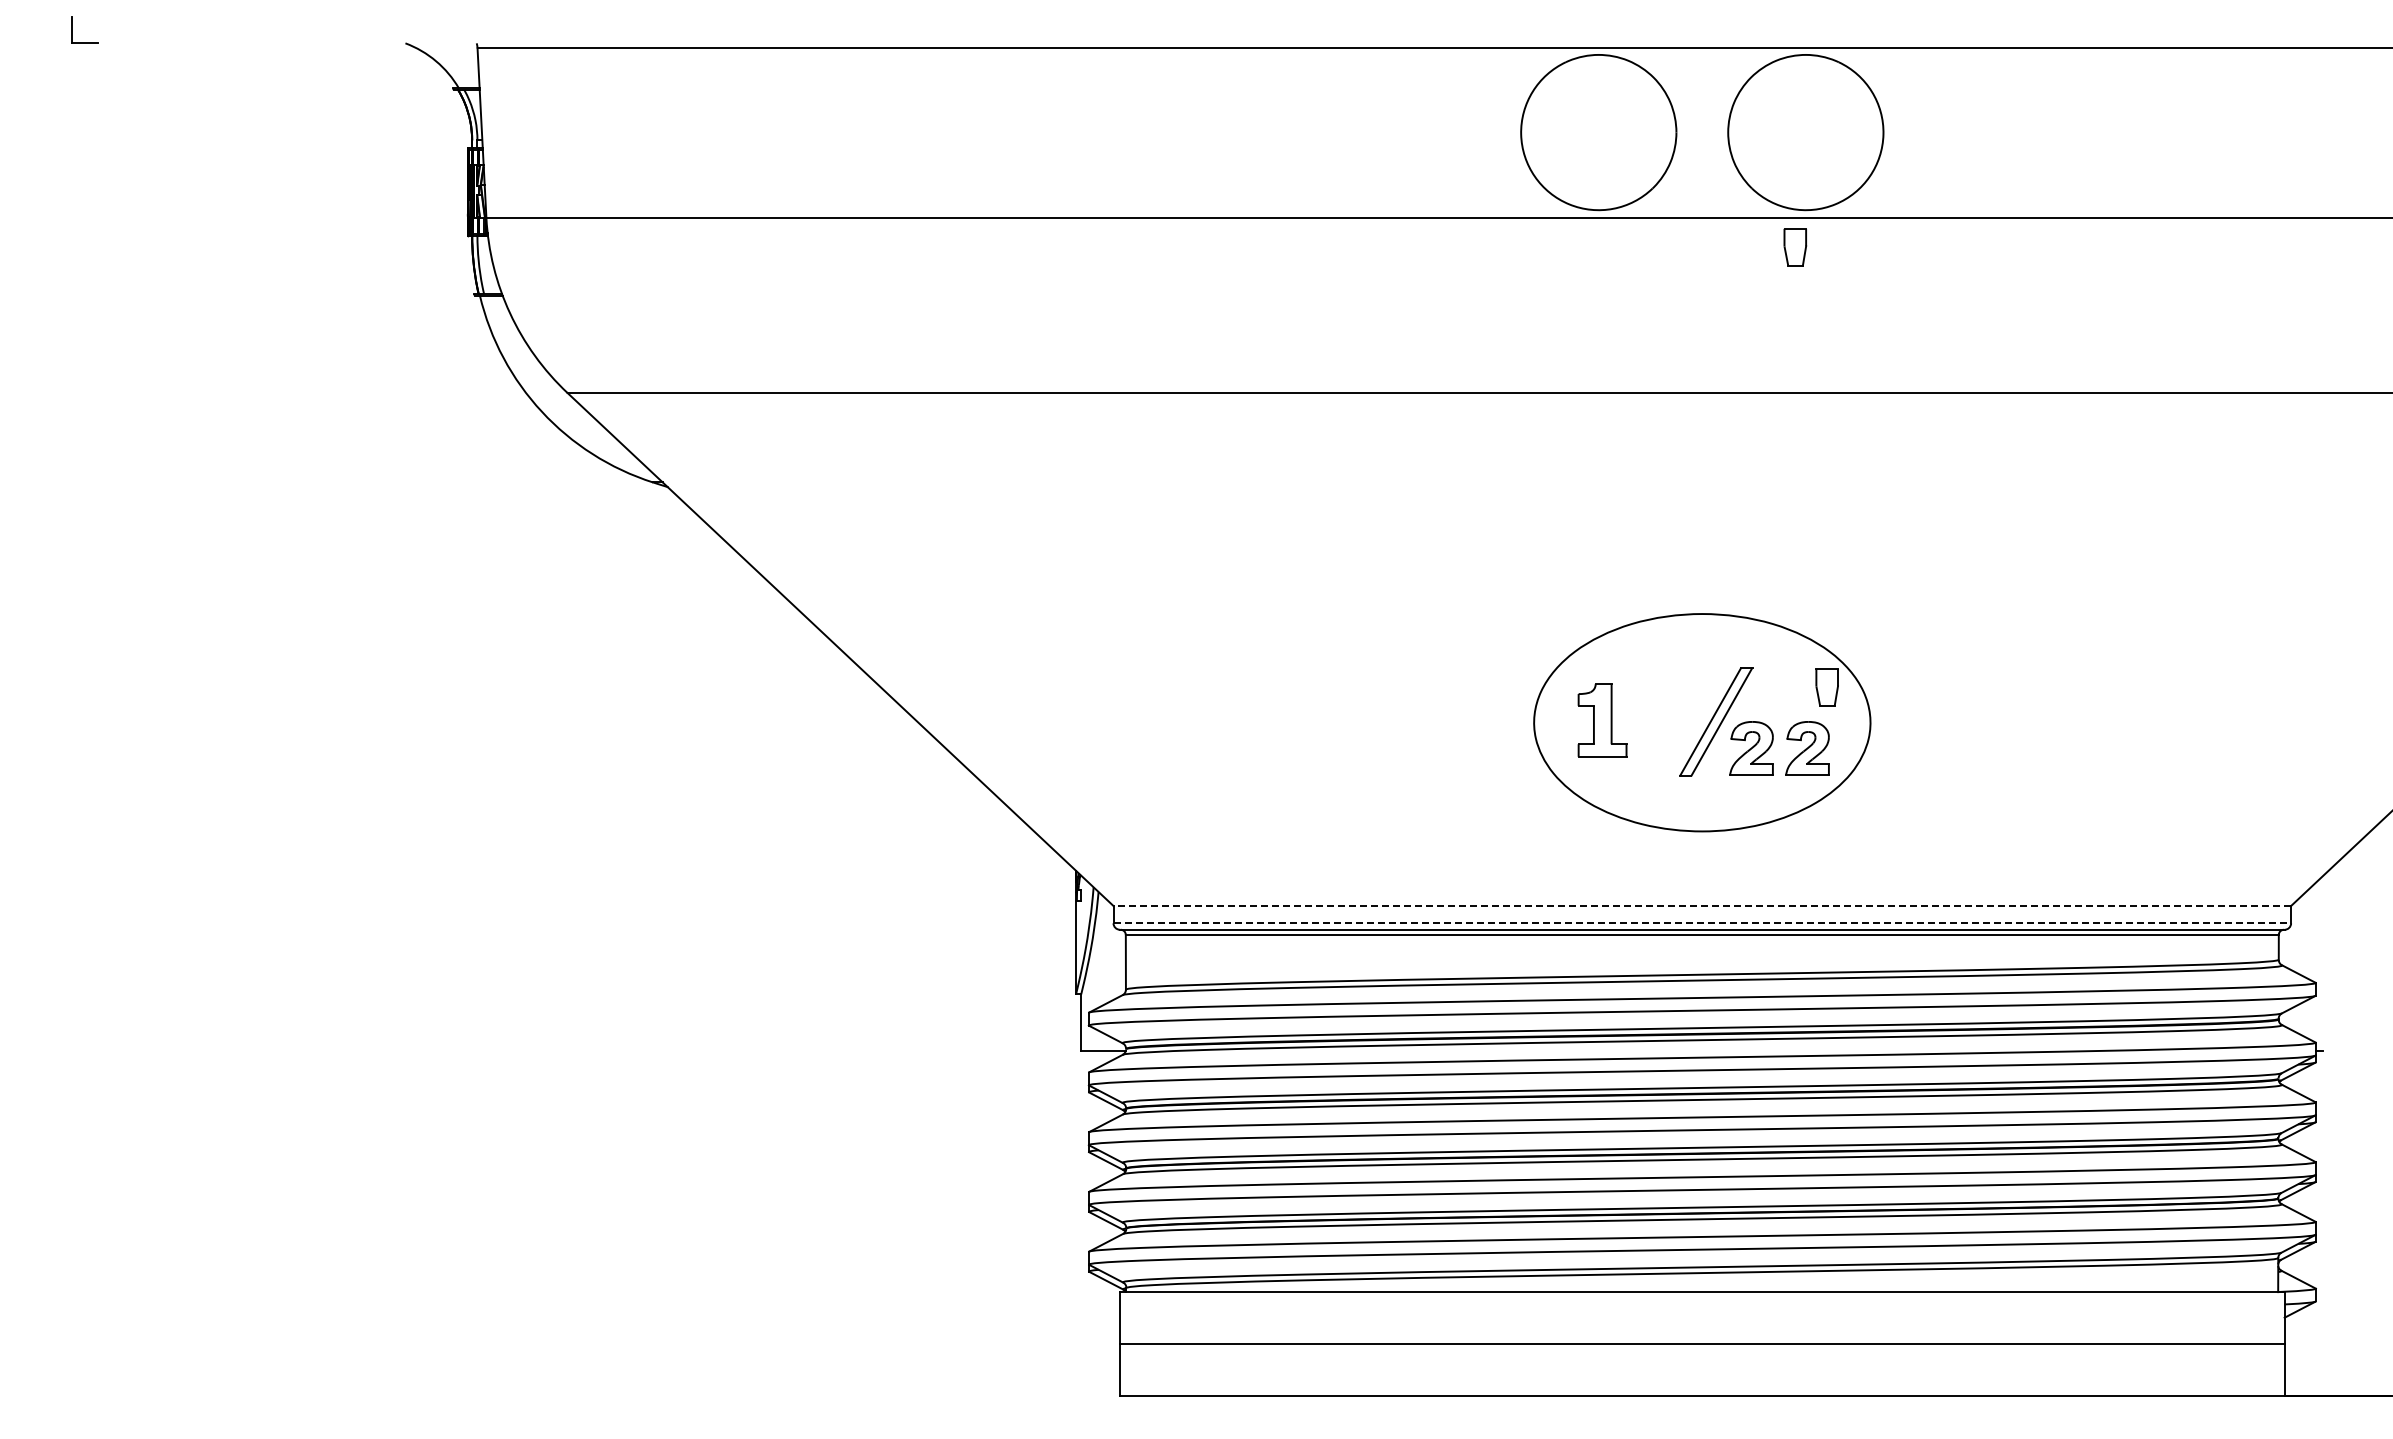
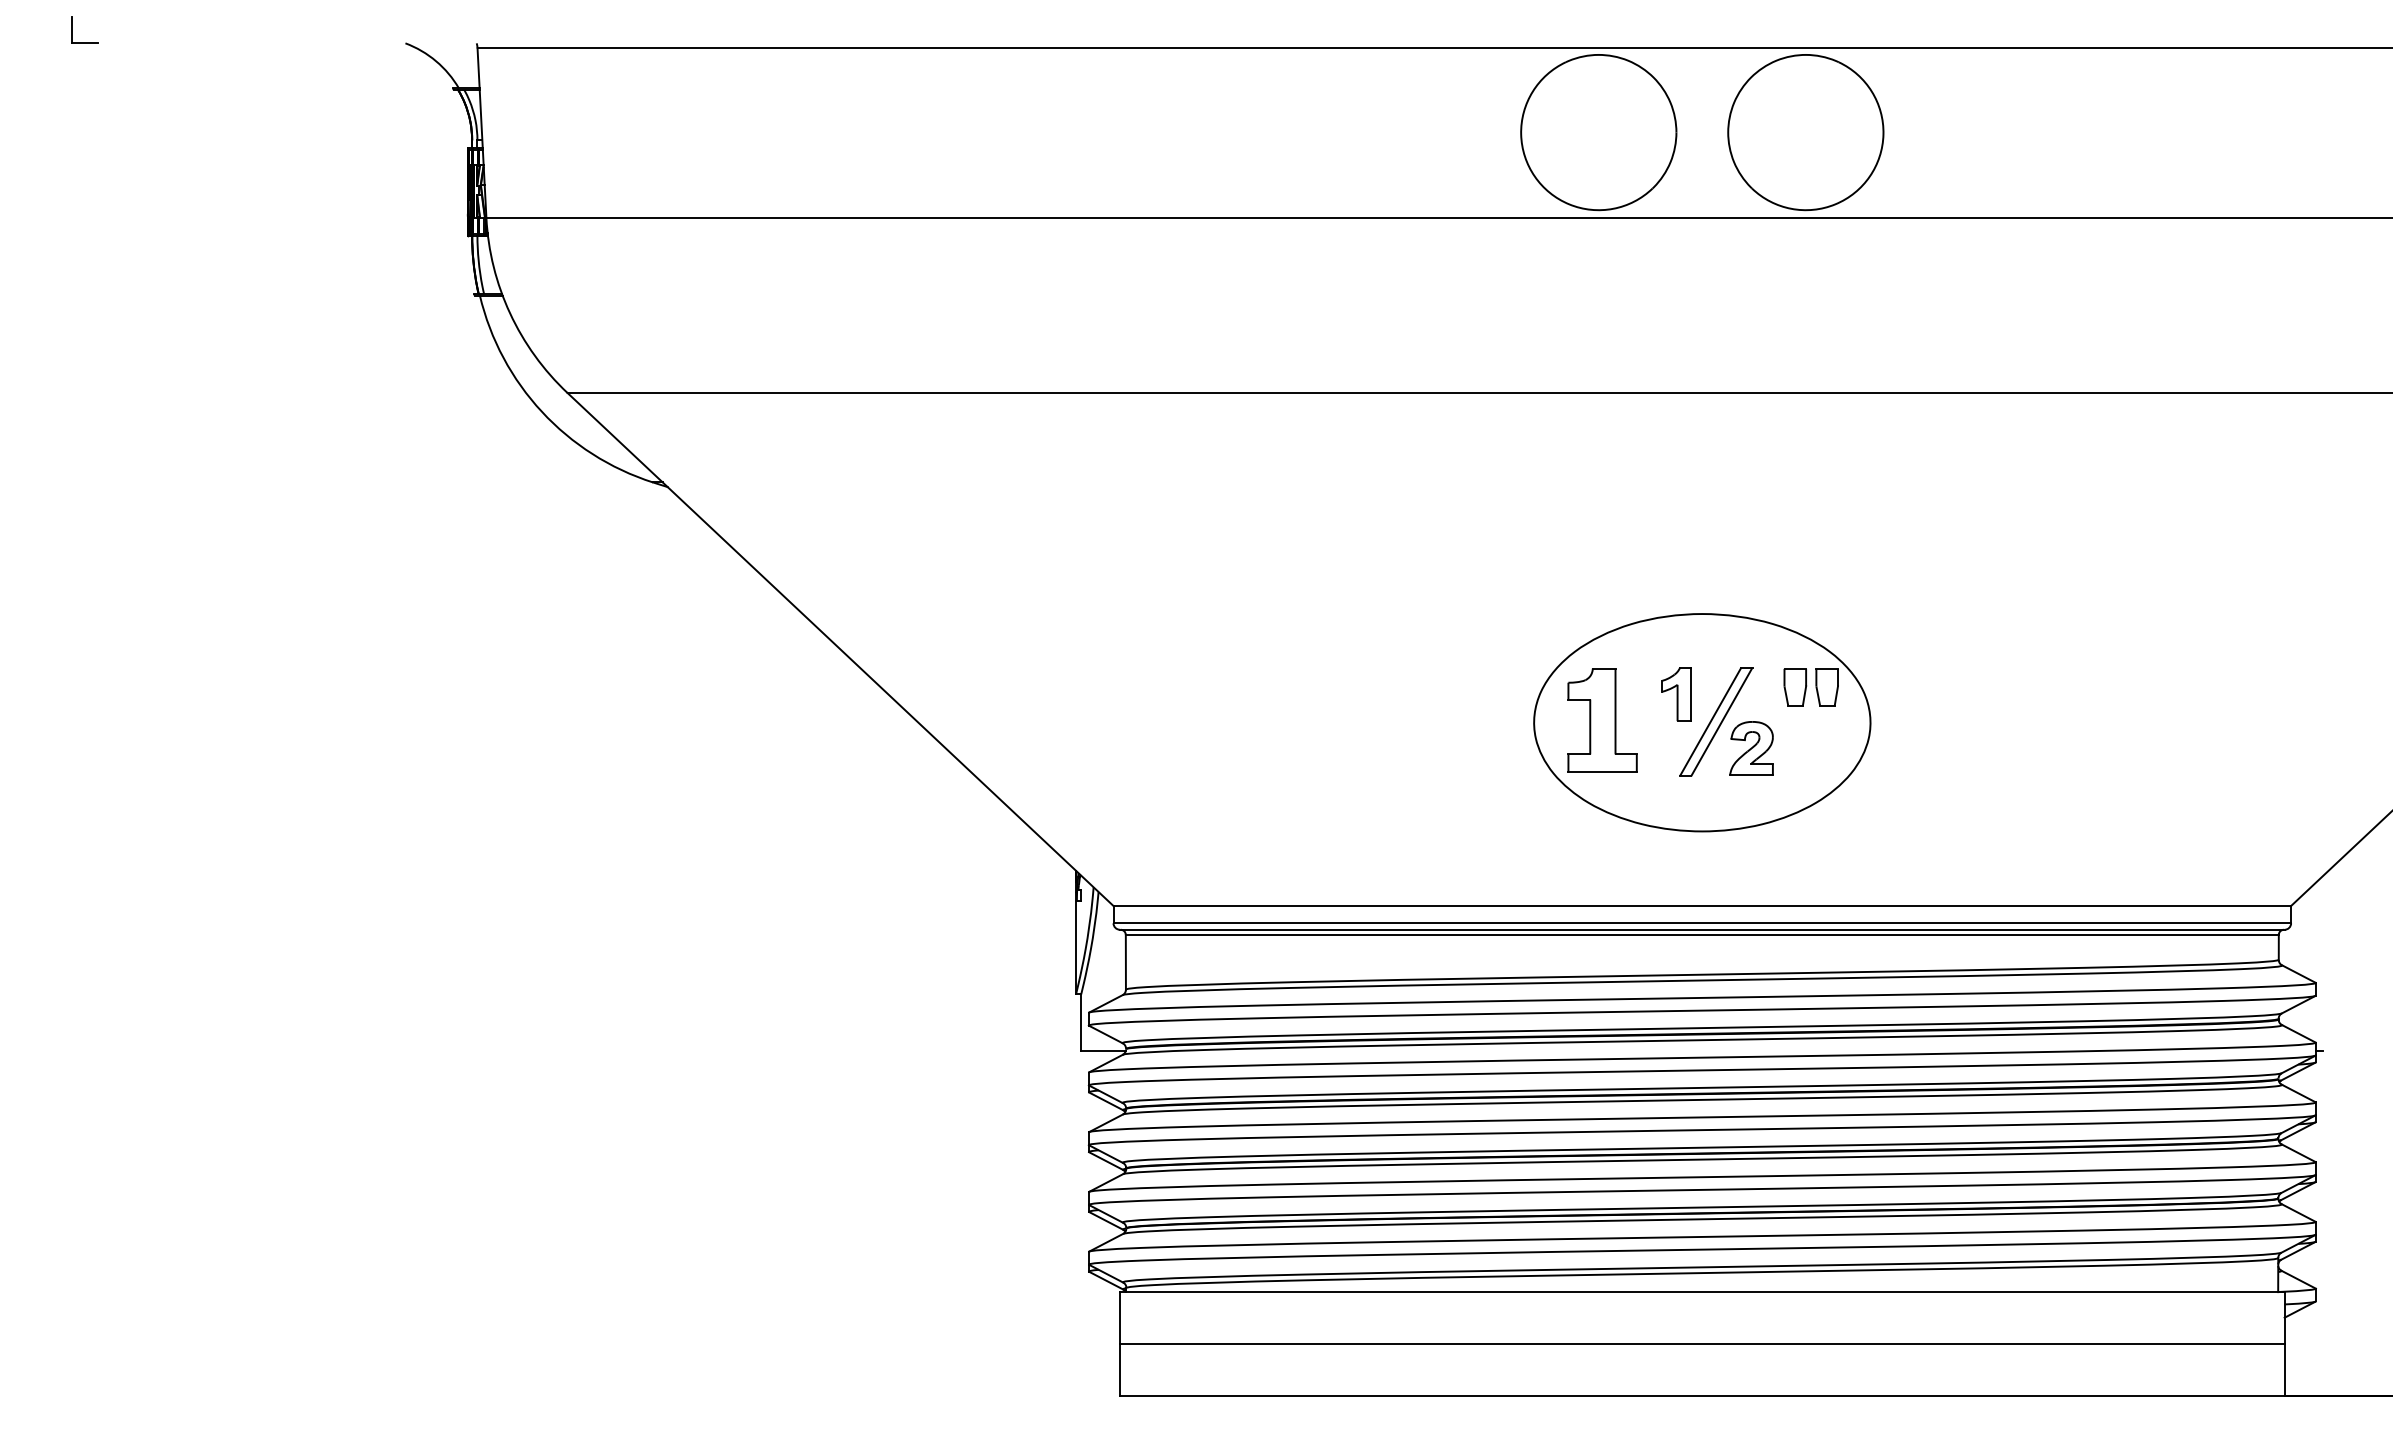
part position: (1795, 247) -> (1795, 687) (1795, 687)
part: none -> present (1676, 694)
part size: 51x75 px -> 71x105 px (1602, 720)
part: present -> none (1807, 748)
line: dashed -> solid (1702, 906)
line: dashed -> solid (1702, 923)
